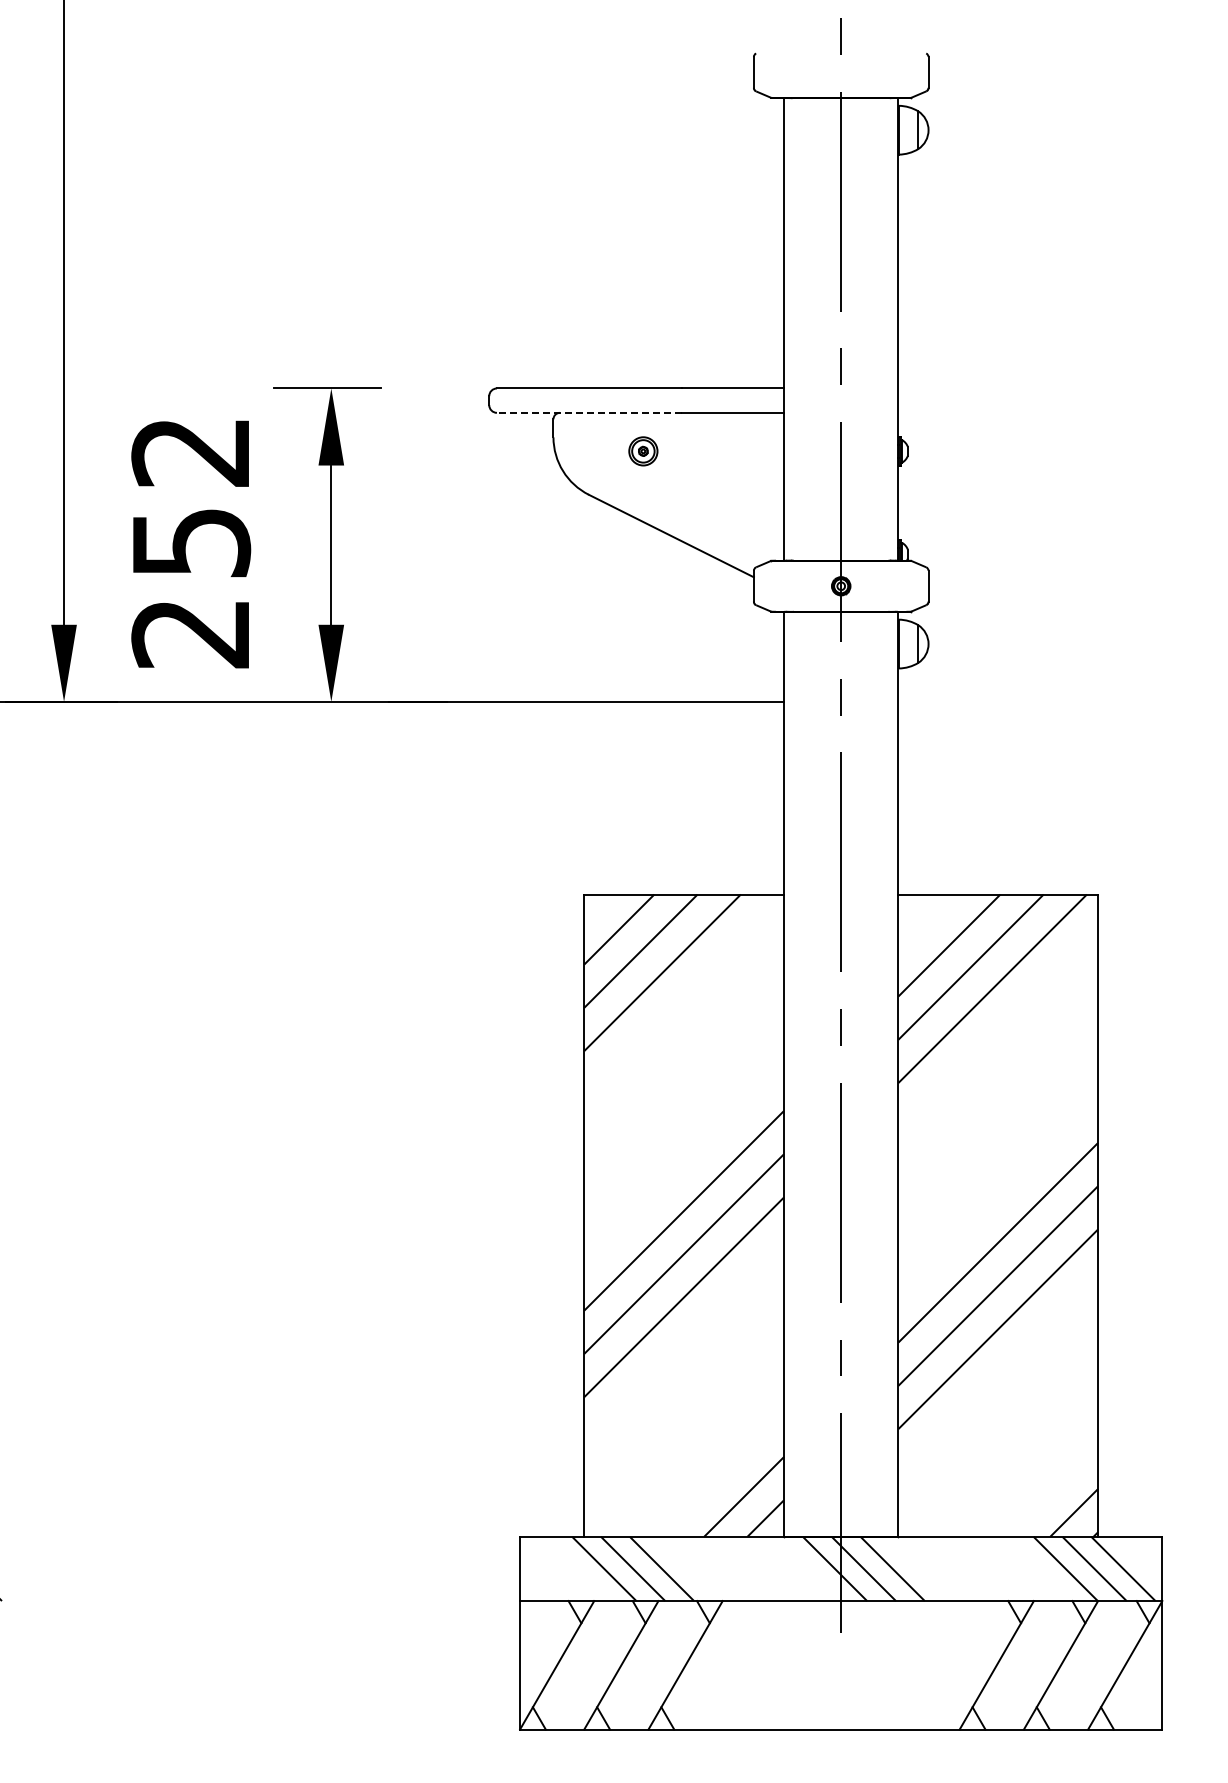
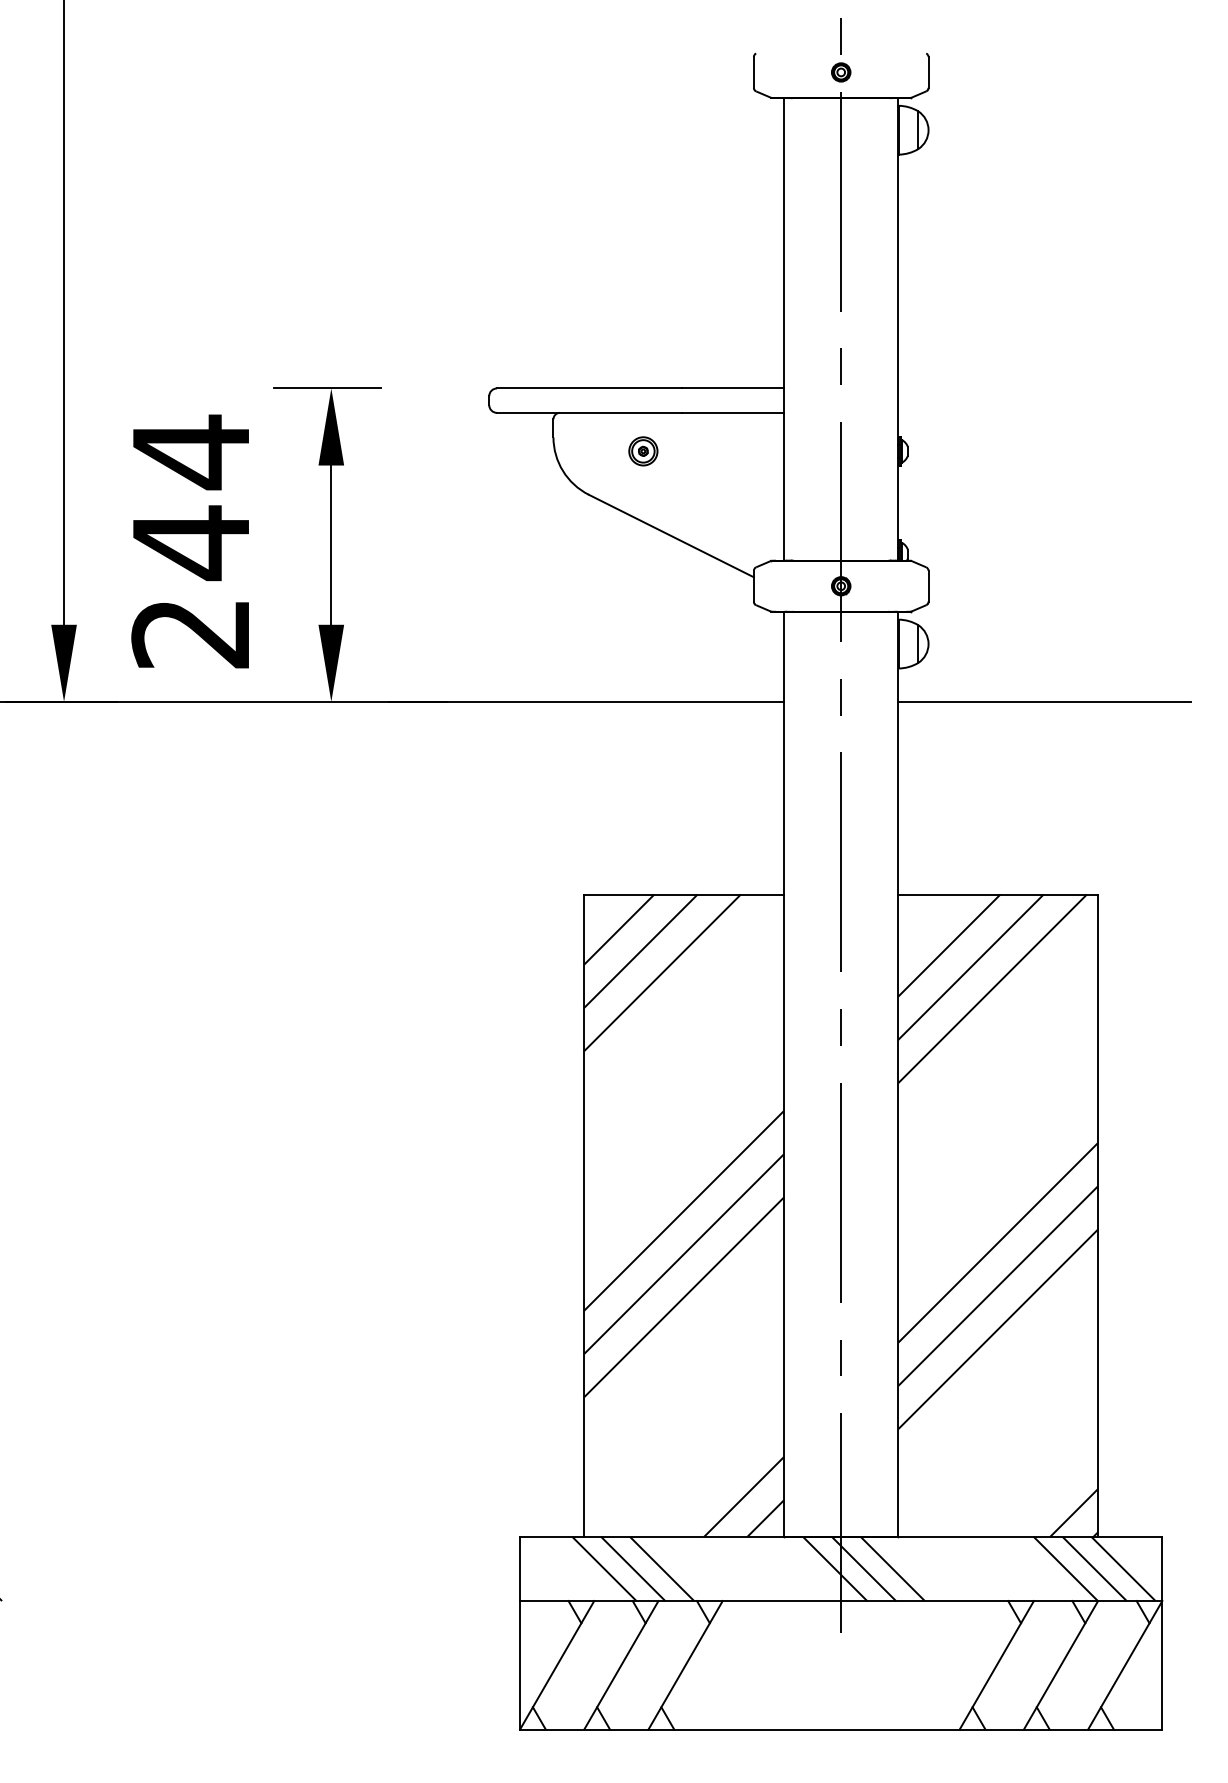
part: none -> present (841, 72)
line: dashed -> solid (588, 412)
text: 252 -> 244 (191, 497)
line: none -> present (1044, 701)
